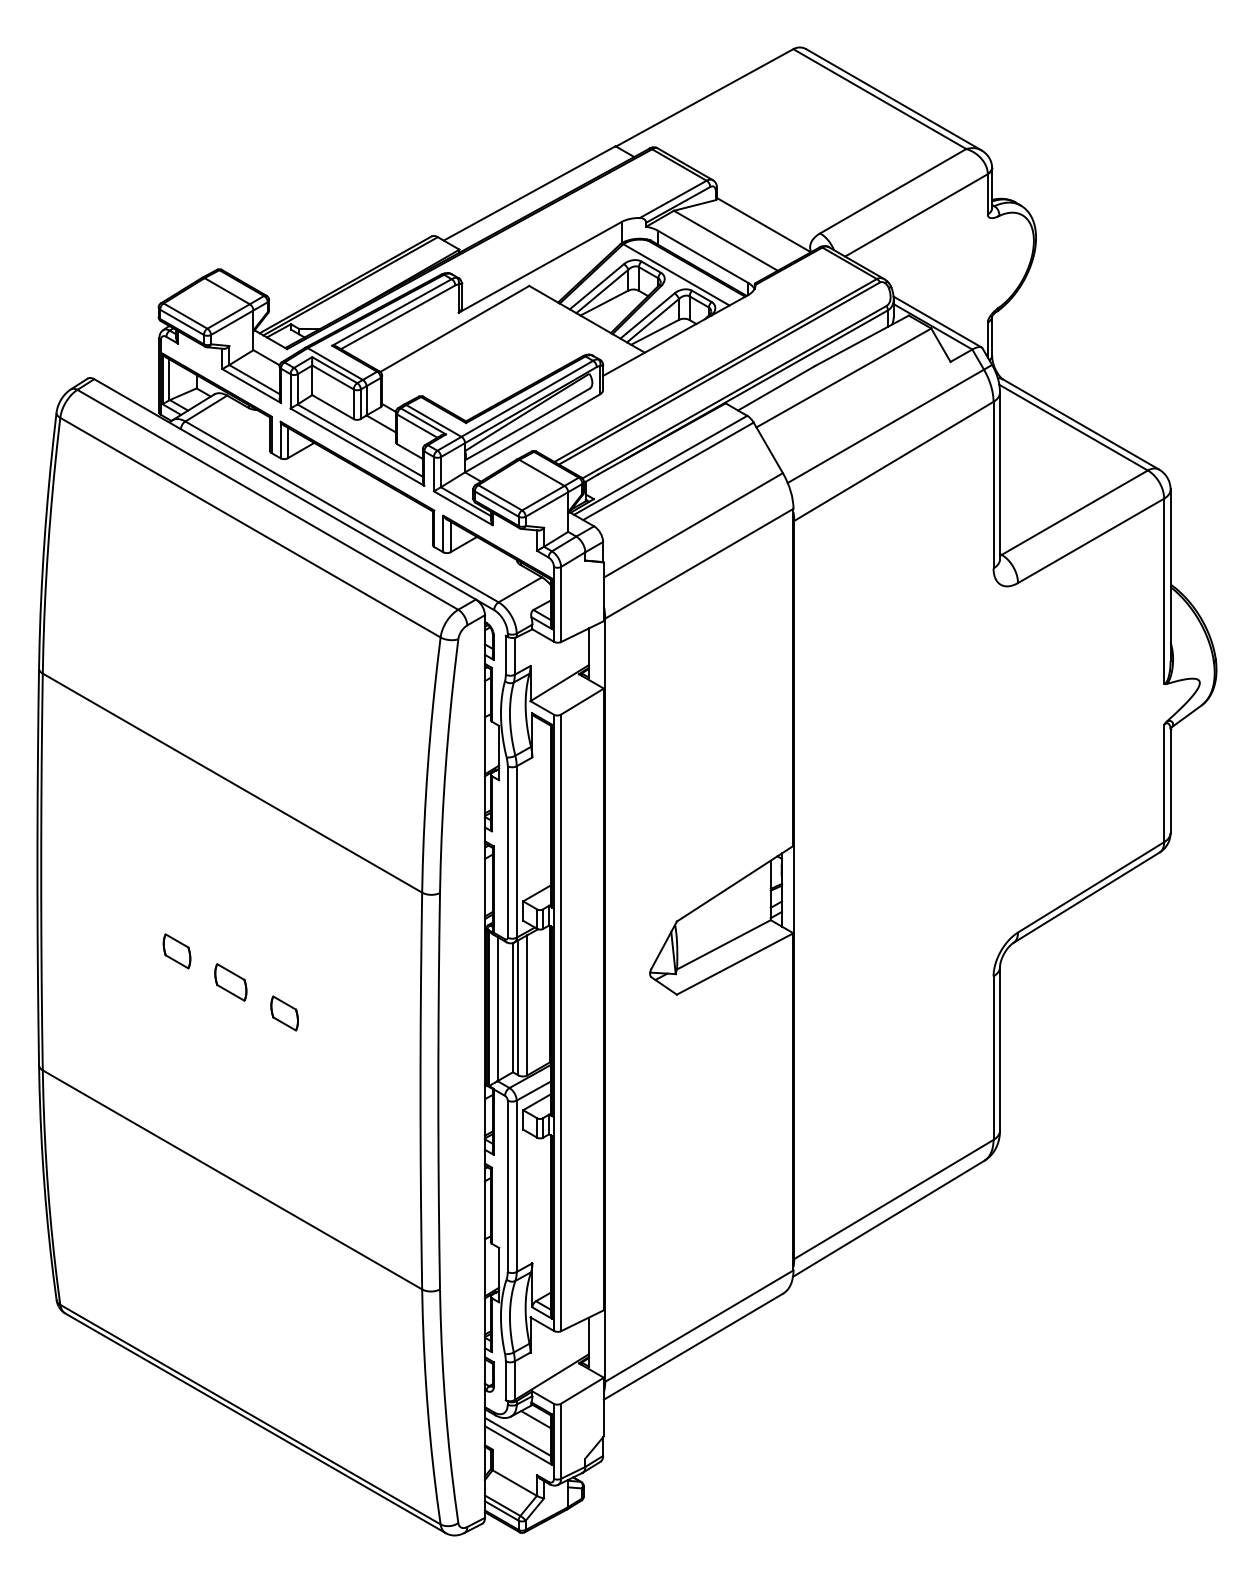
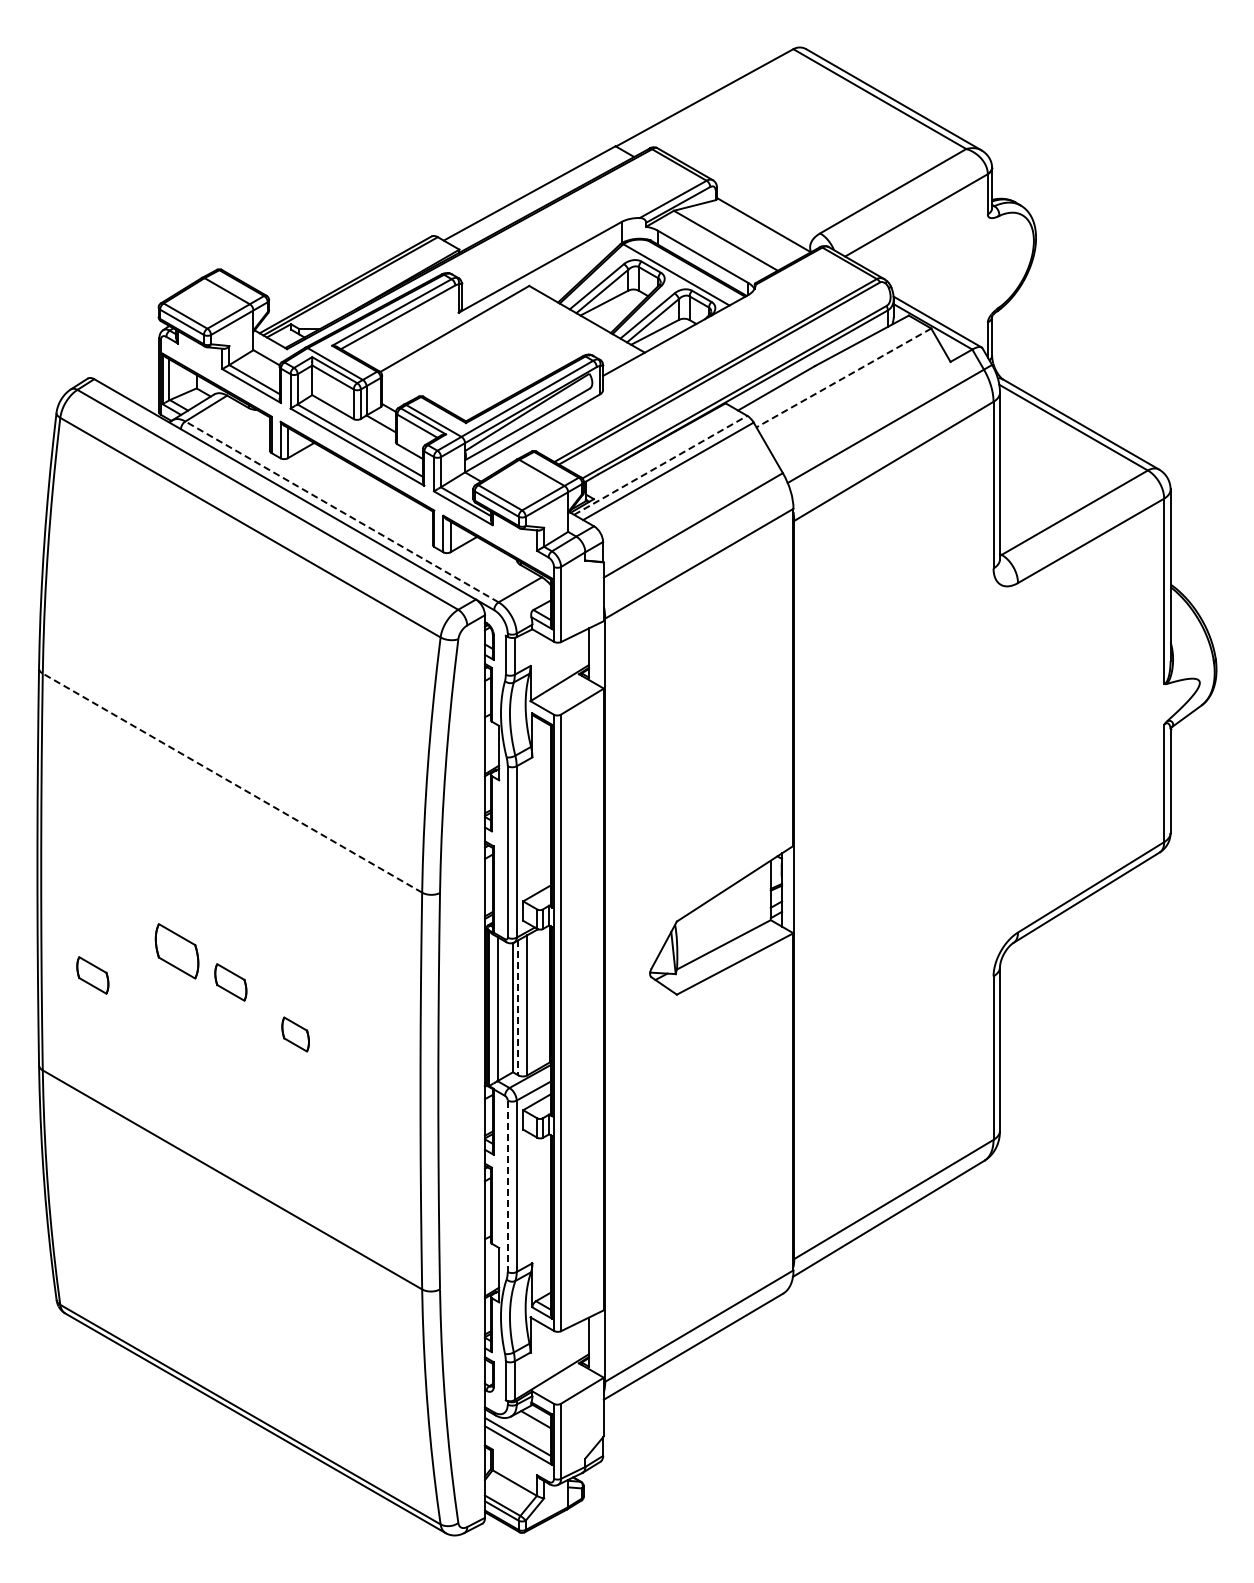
line: solid -> dashed (843, 378)
line: solid -> dashed (660, 465)
line: solid -> dashed (342, 511)
line: solid -> dashed (232, 782)
part size: 30x37 px -> 46x57 px (176, 951)
part: none -> present (92, 975)
line: solid -> dashed (518, 1007)
part position: (284, 1013) -> (295, 1034) (295, 1034)
line: solid -> dashed (507, 1186)
